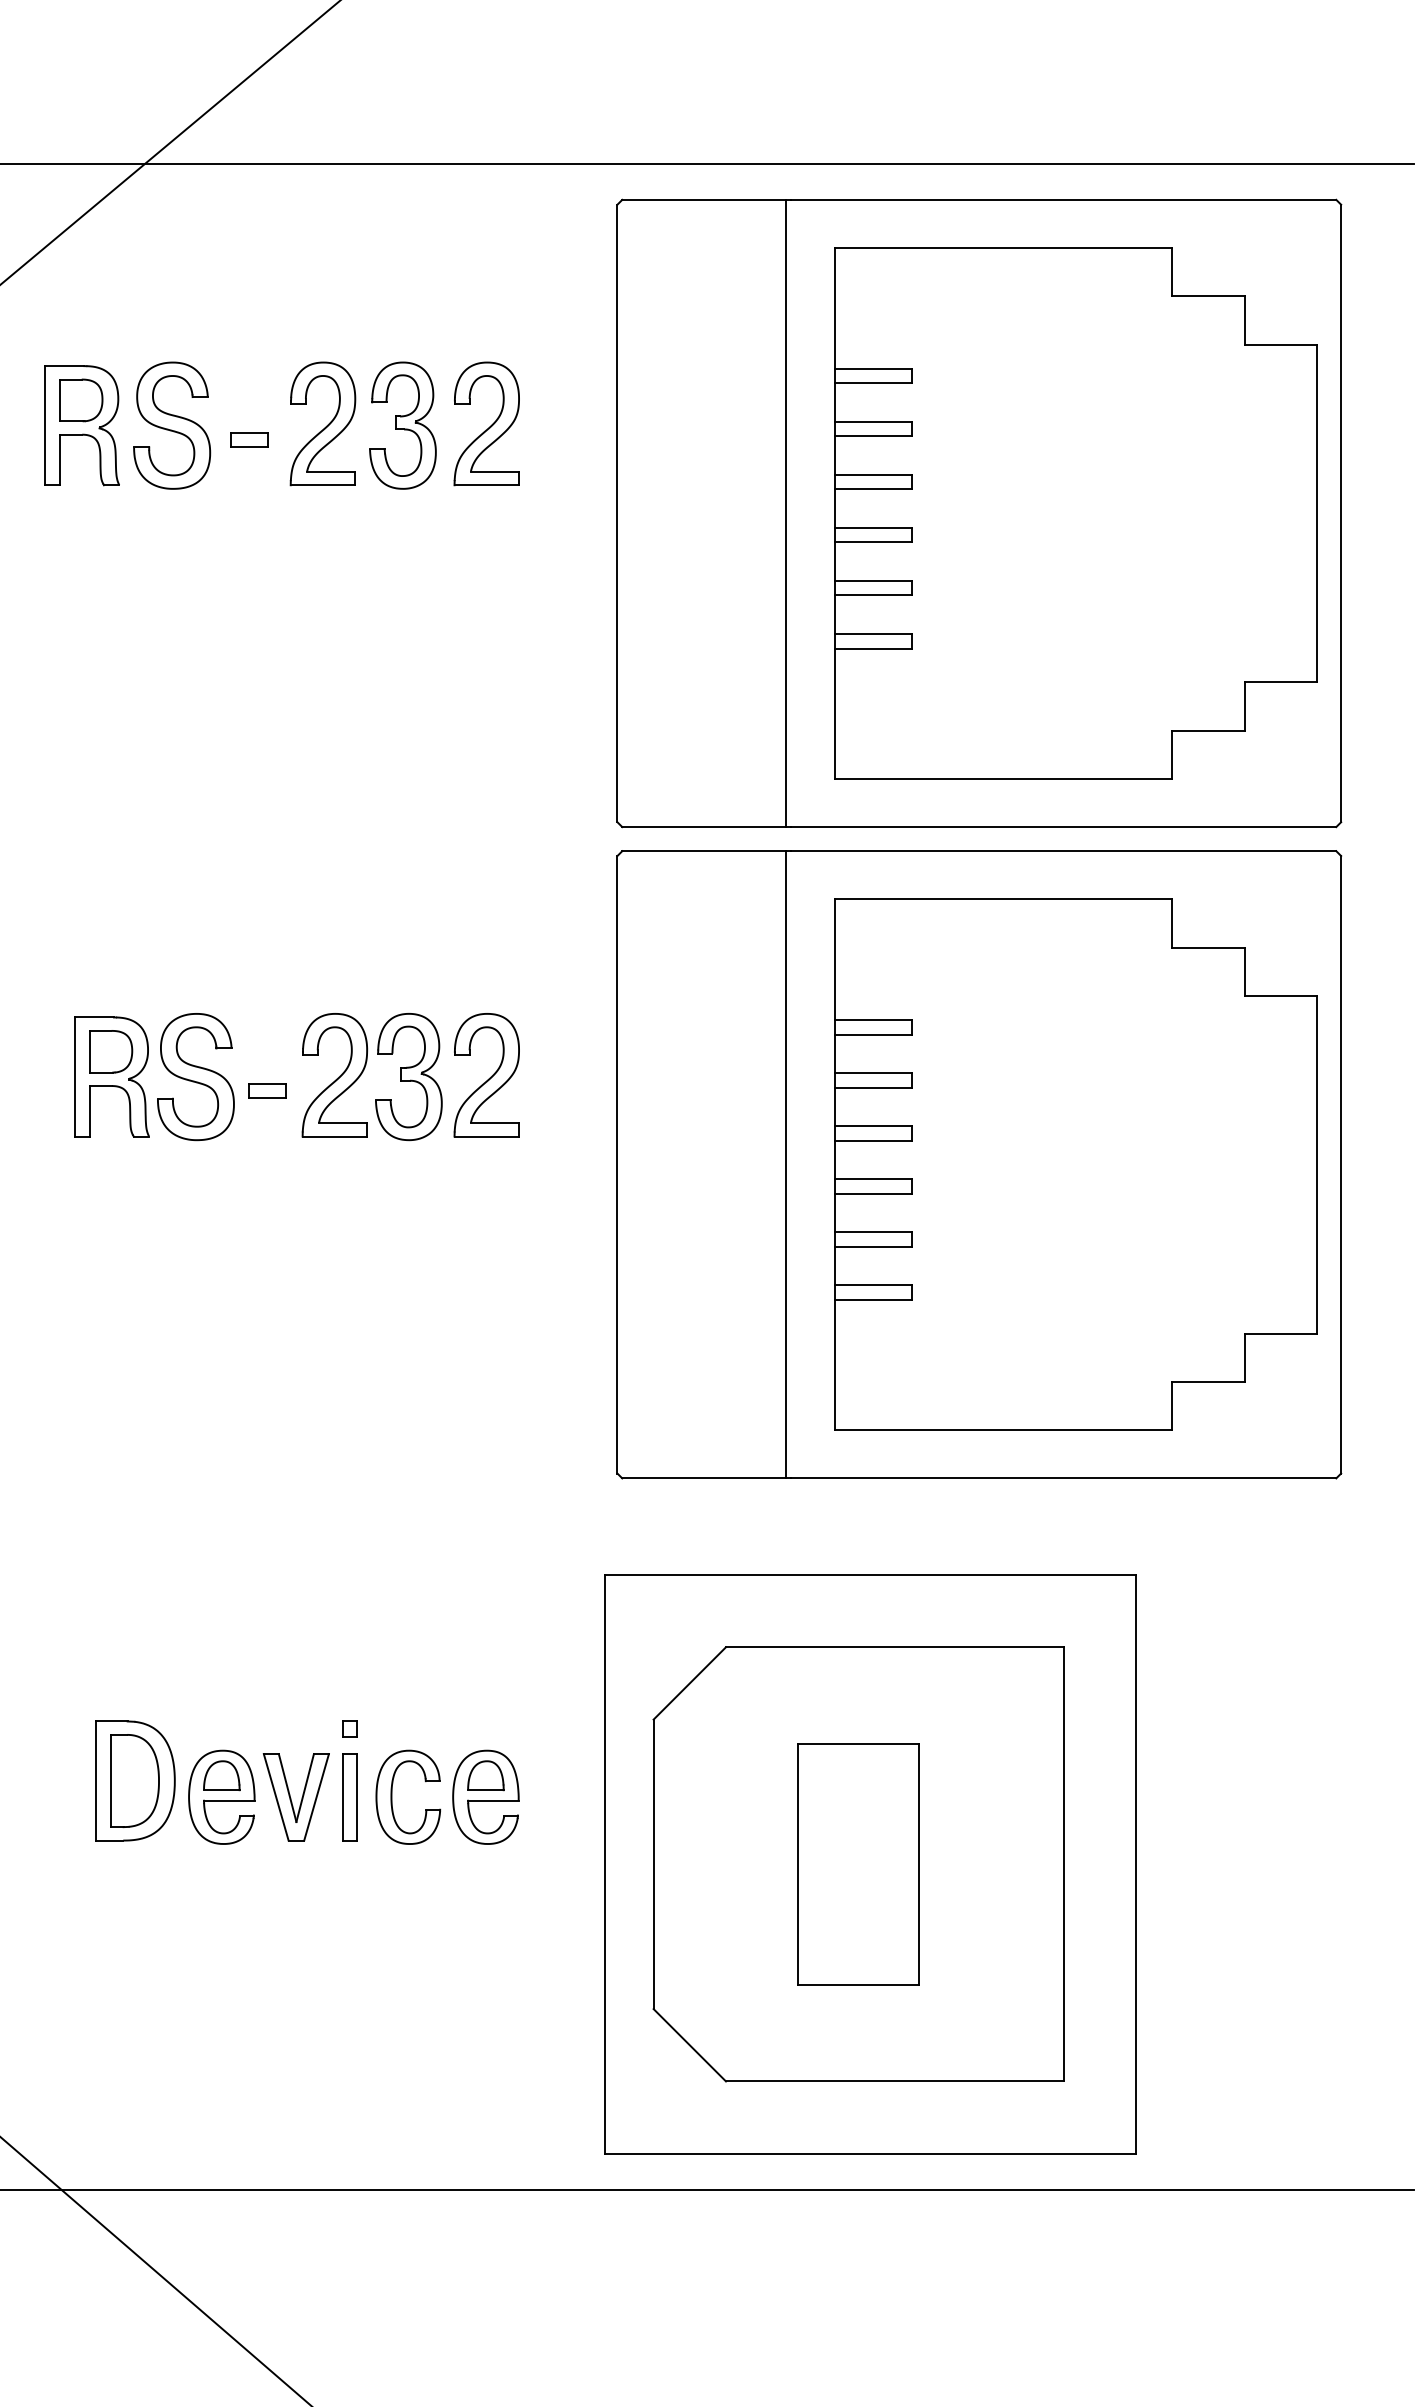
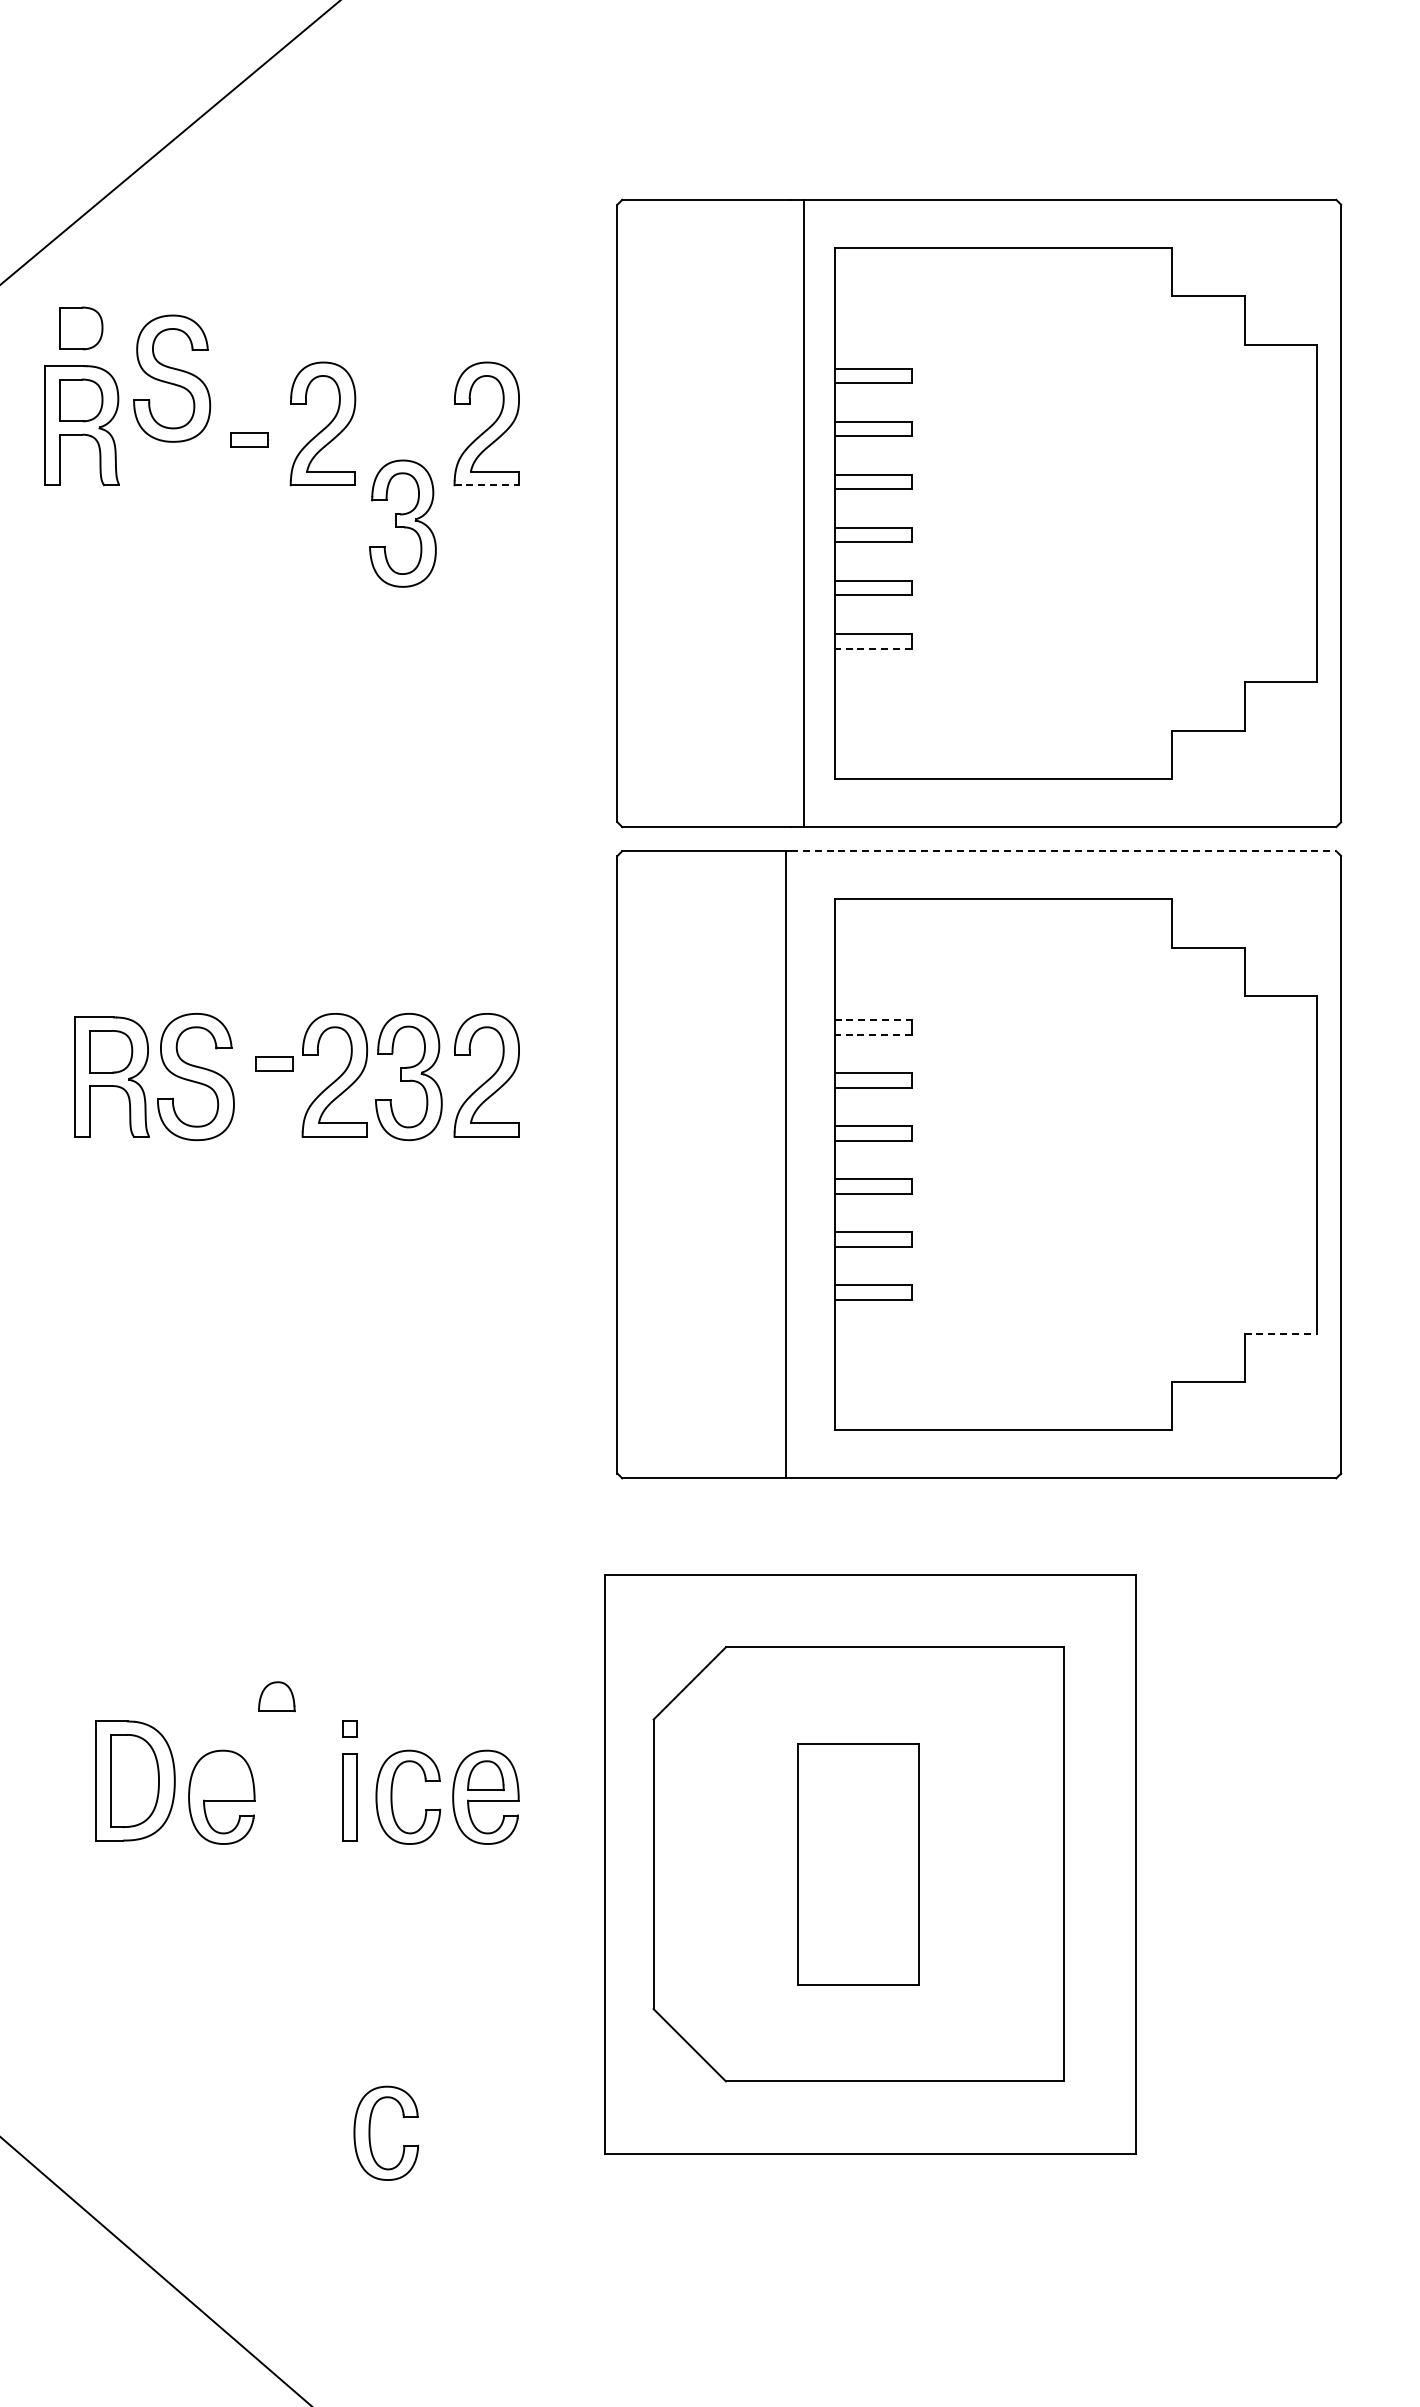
line: present -> none (707, 163)
part: none -> present (81, 328)
part position: (172, 425) -> (172, 378) (172, 378)
part position: (402, 425) -> (402, 523) (402, 523)
line: solid -> dashed (487, 485)
line position: (786, 513) -> (804, 513) (804, 513)
line: solid -> dashed (873, 648)
line: solid -> dashed (1063, 851)
line: solid -> dashed (873, 1020)
line: solid -> dashed (873, 1034)
part position: (267, 1090) -> (274, 1063) (274, 1063)
line: solid -> dashed (1281, 1333)
part position: (221, 1775) -> (276, 1696) (276, 1696)
part: present -> none (295, 1797)
part: none -> present (370, 2132)
line: present -> none (707, 2190)
